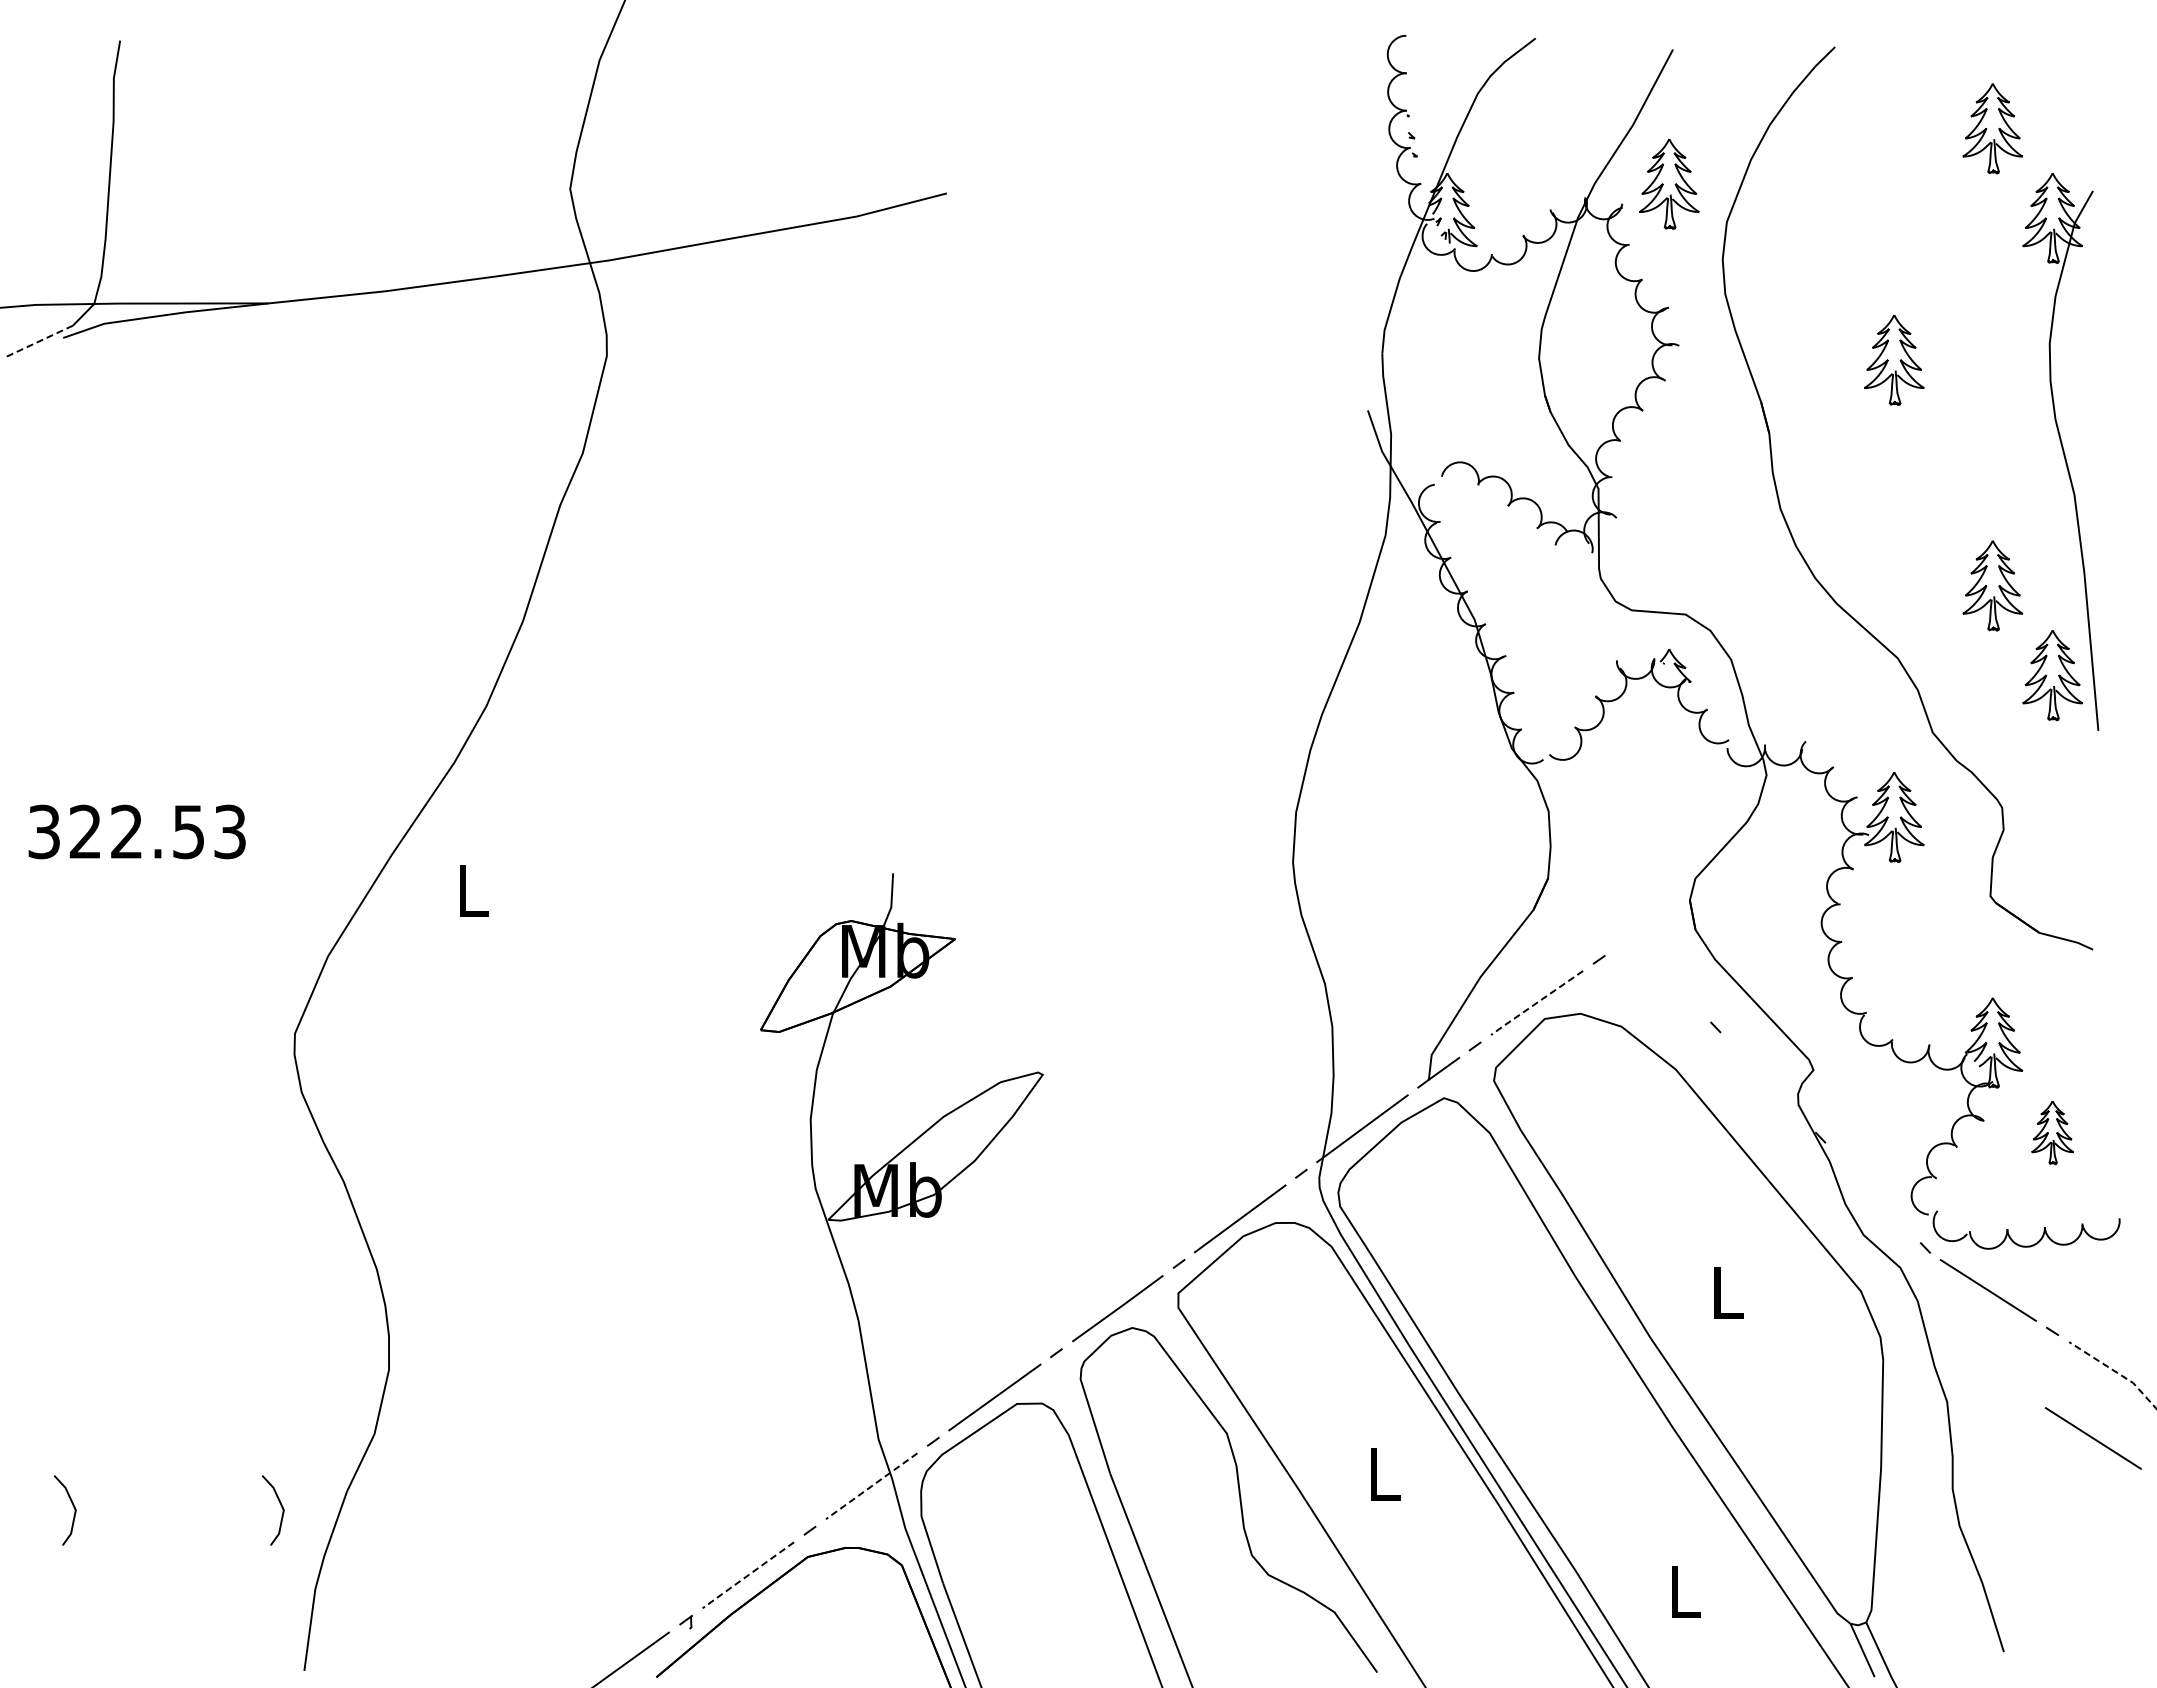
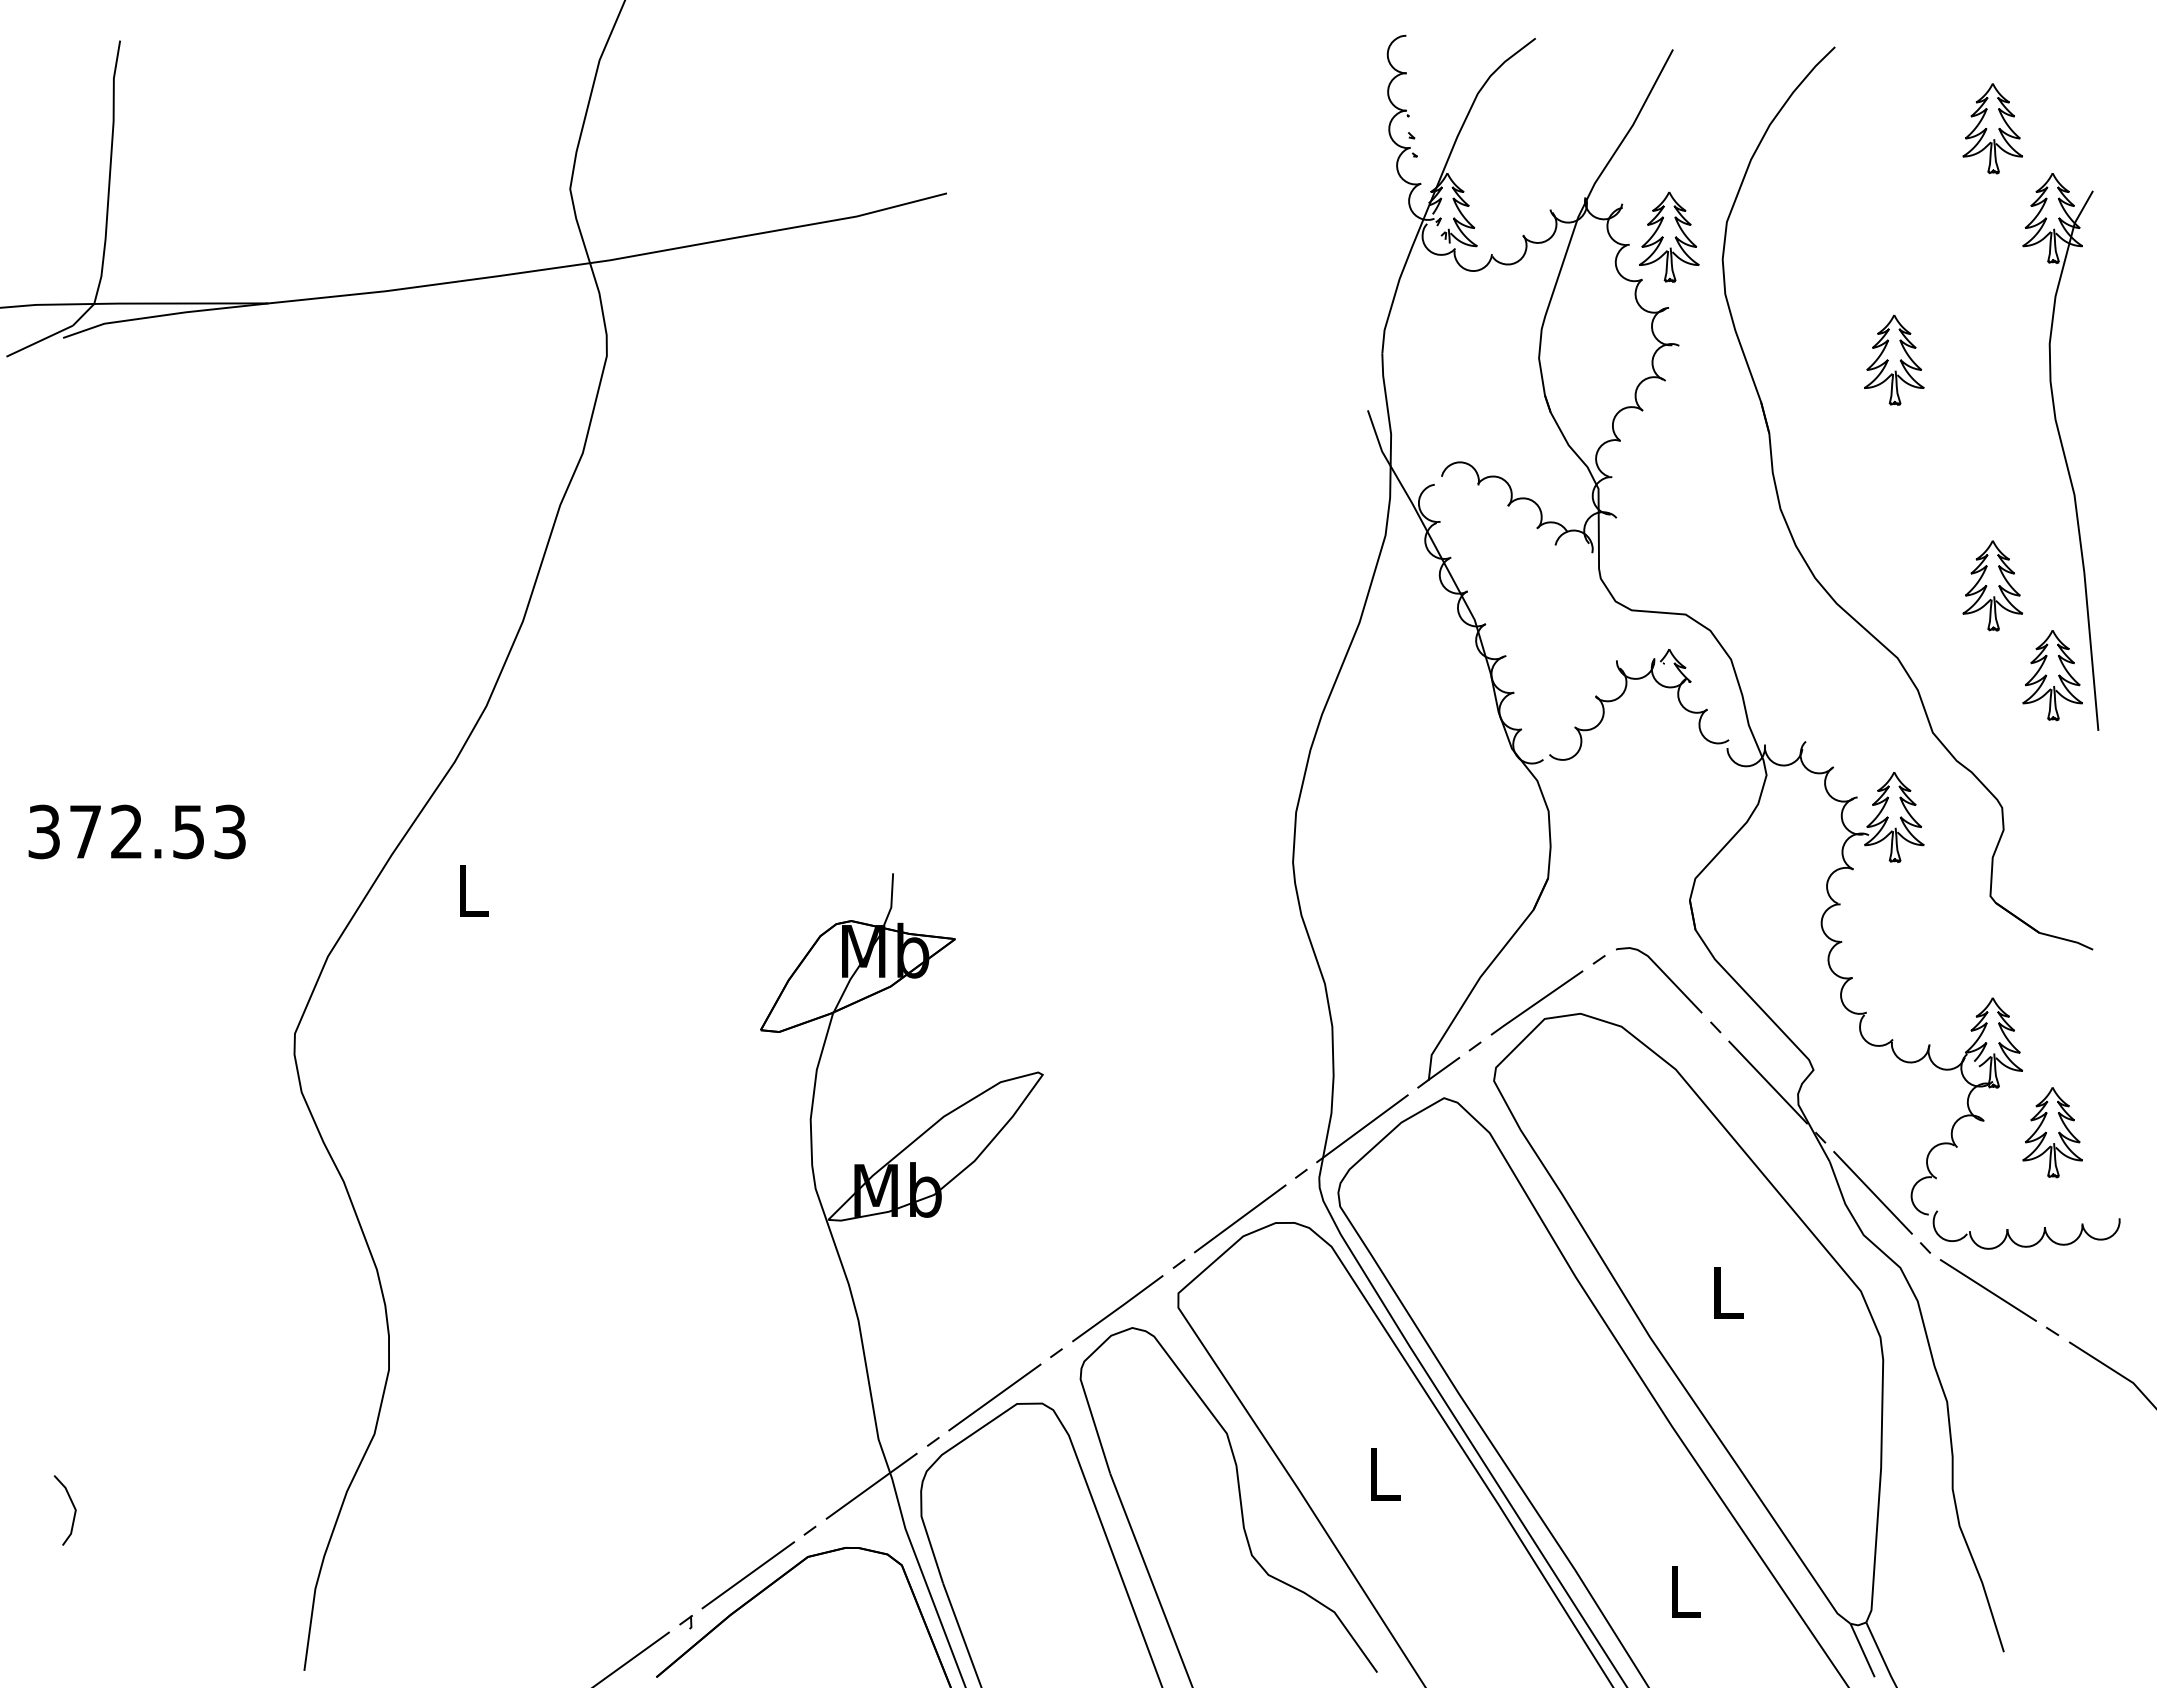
part position: (1669, 183) -> (1669, 236) (1669, 236)
line: dashed -> solid (39, 341)
text: 322.53 -> 372.53 (84, 831)
curve: none -> present (1666, 977)
line: dashed -> solid (1535, 1003)
line: none -> present (1768, 1082)
part size: 43x65 px -> 61x92 px (2052, 1132)
line: none -> present (1872, 1192)
line: dashed -> solid (2115, 1371)
line: present -> none (2092, 1438)
line: dashed -> solid (872, 1485)
line: present -> none (280, 1505)
line: dashed -> solid (747, 1575)
